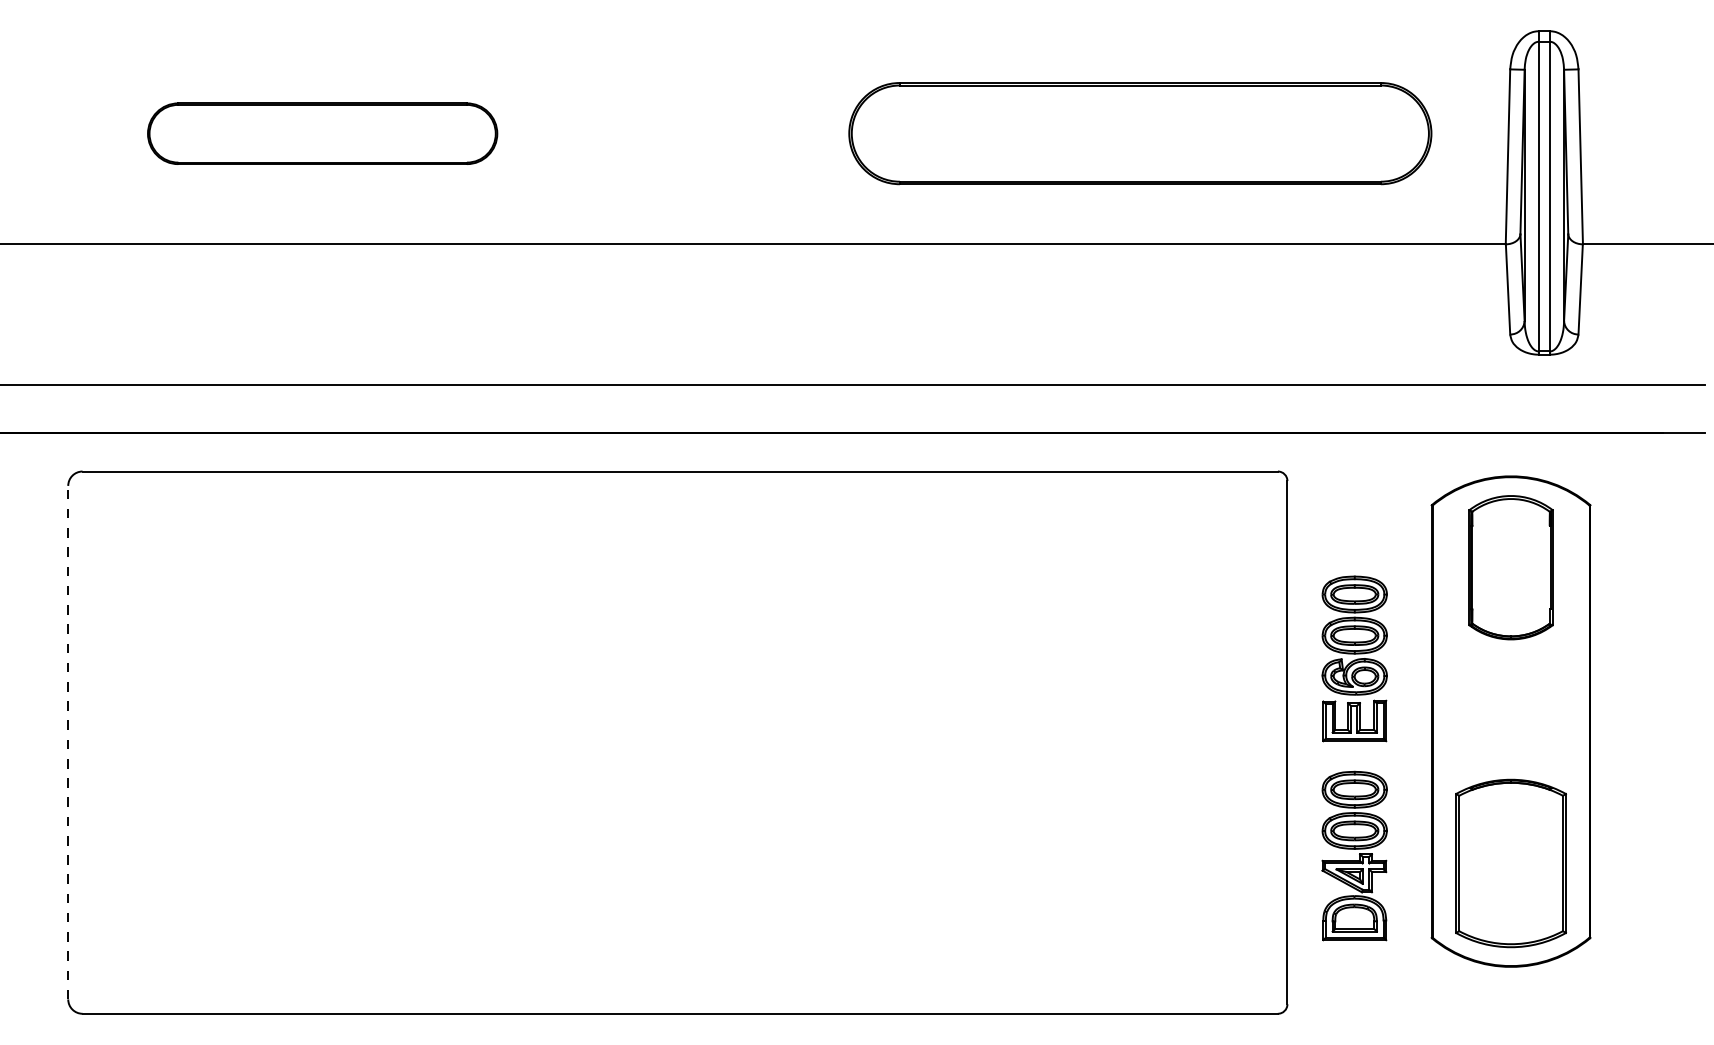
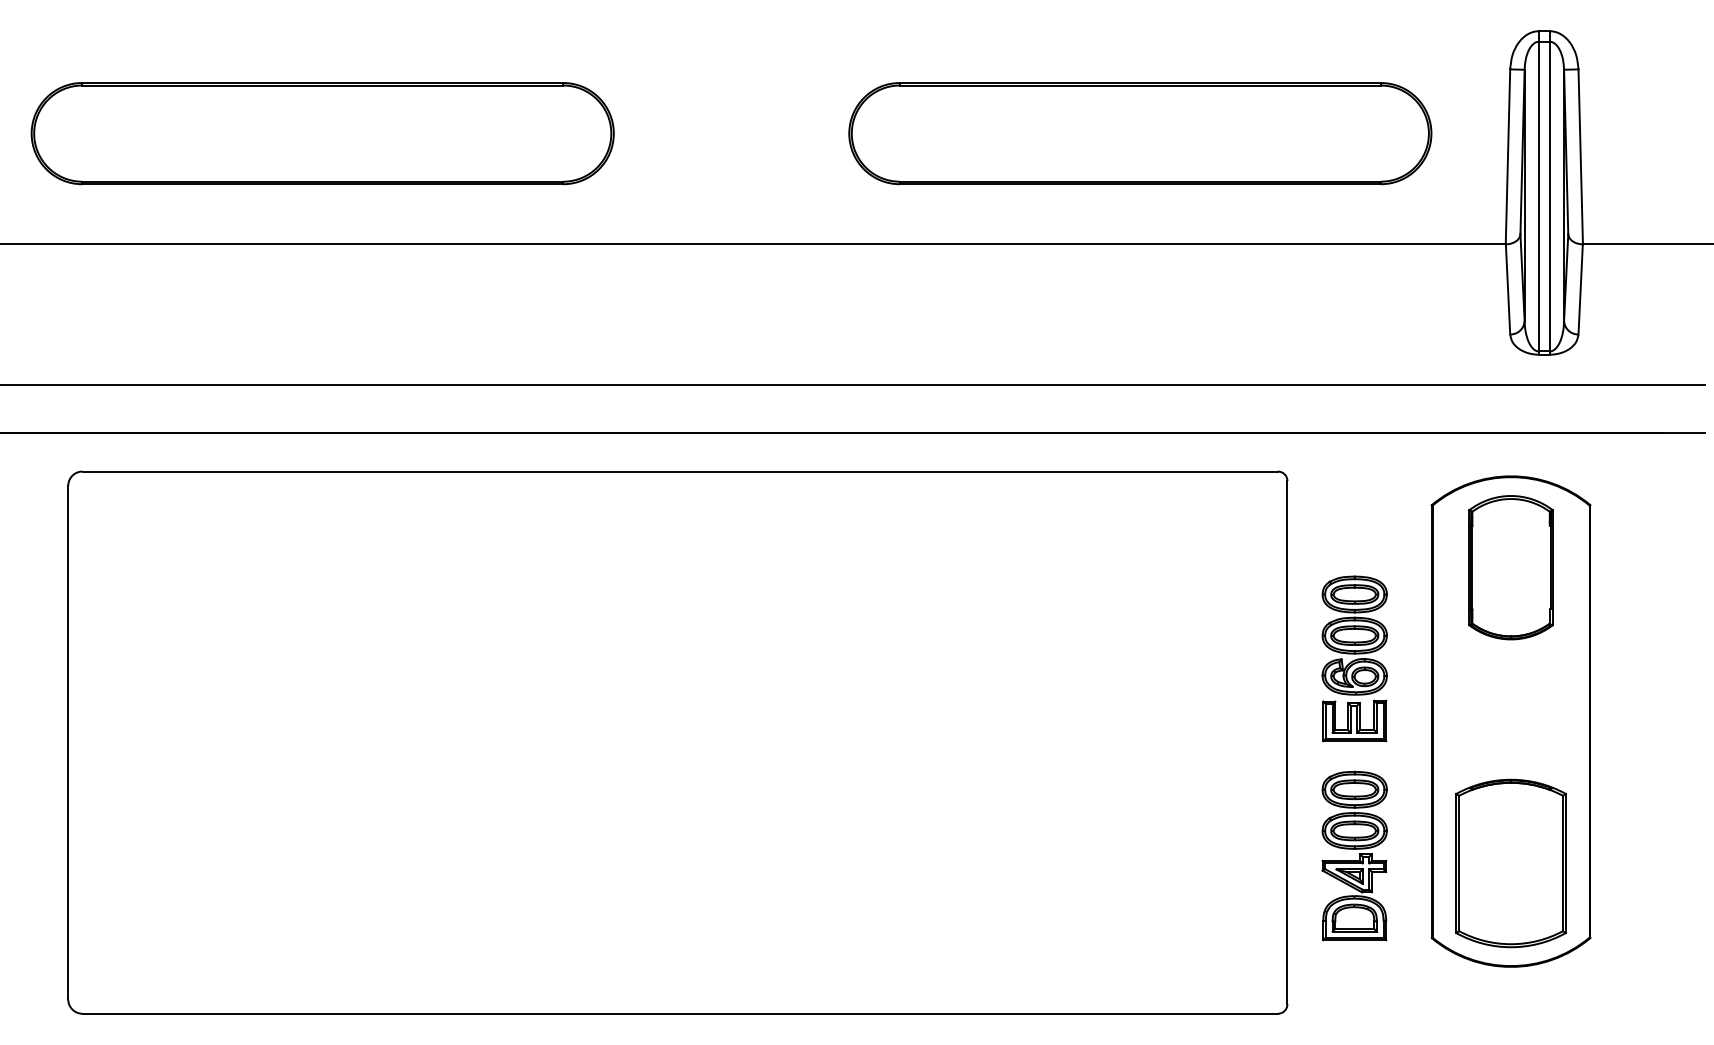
part size: 352x63 px -> 585x104 px (322, 133)
line: dashed -> solid (68, 742)
